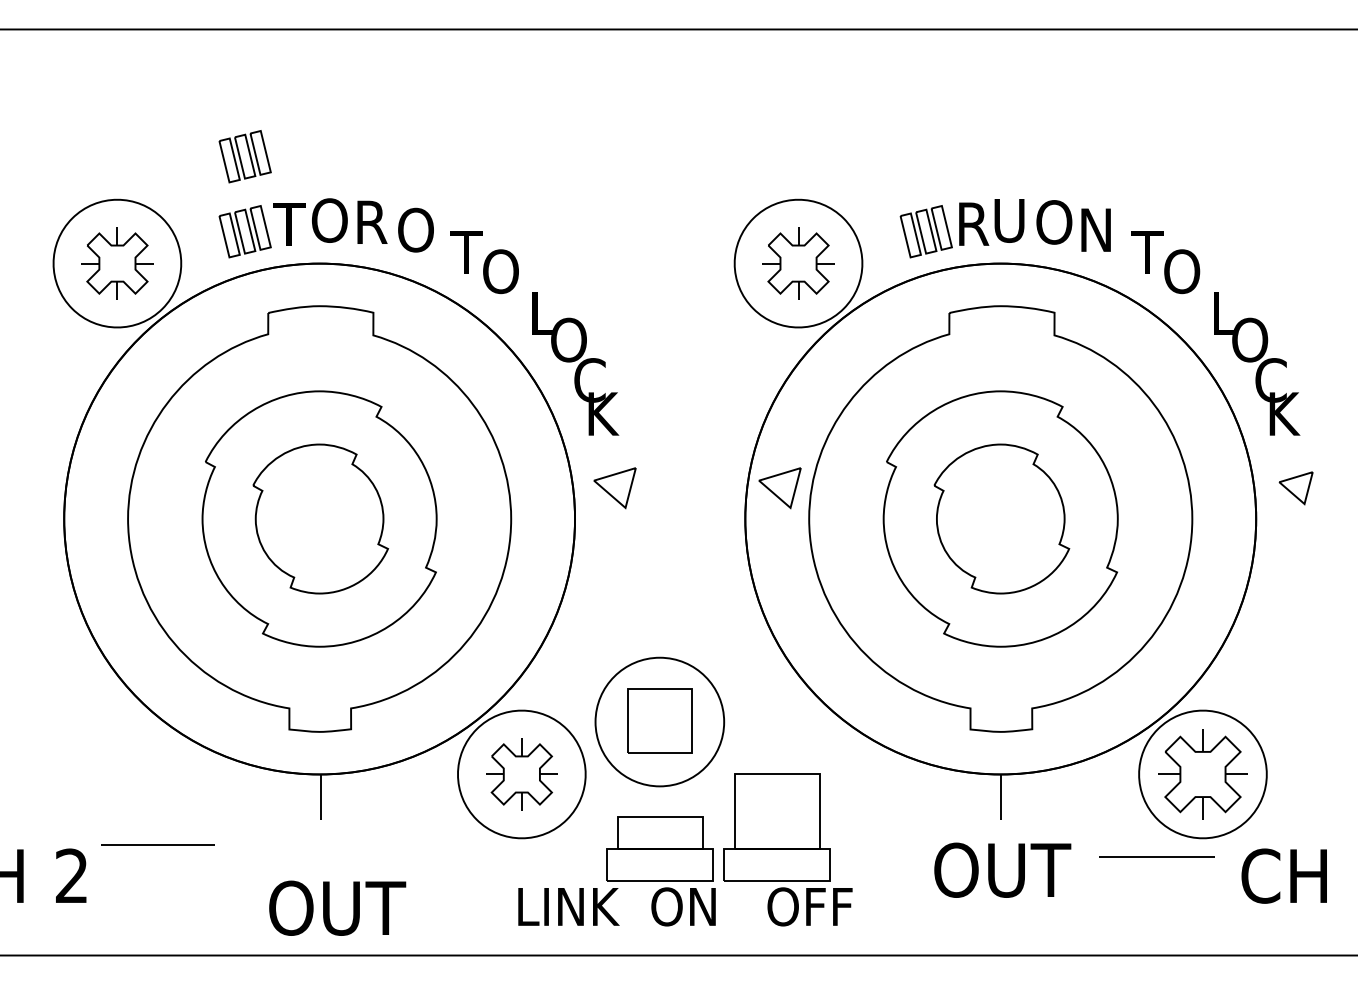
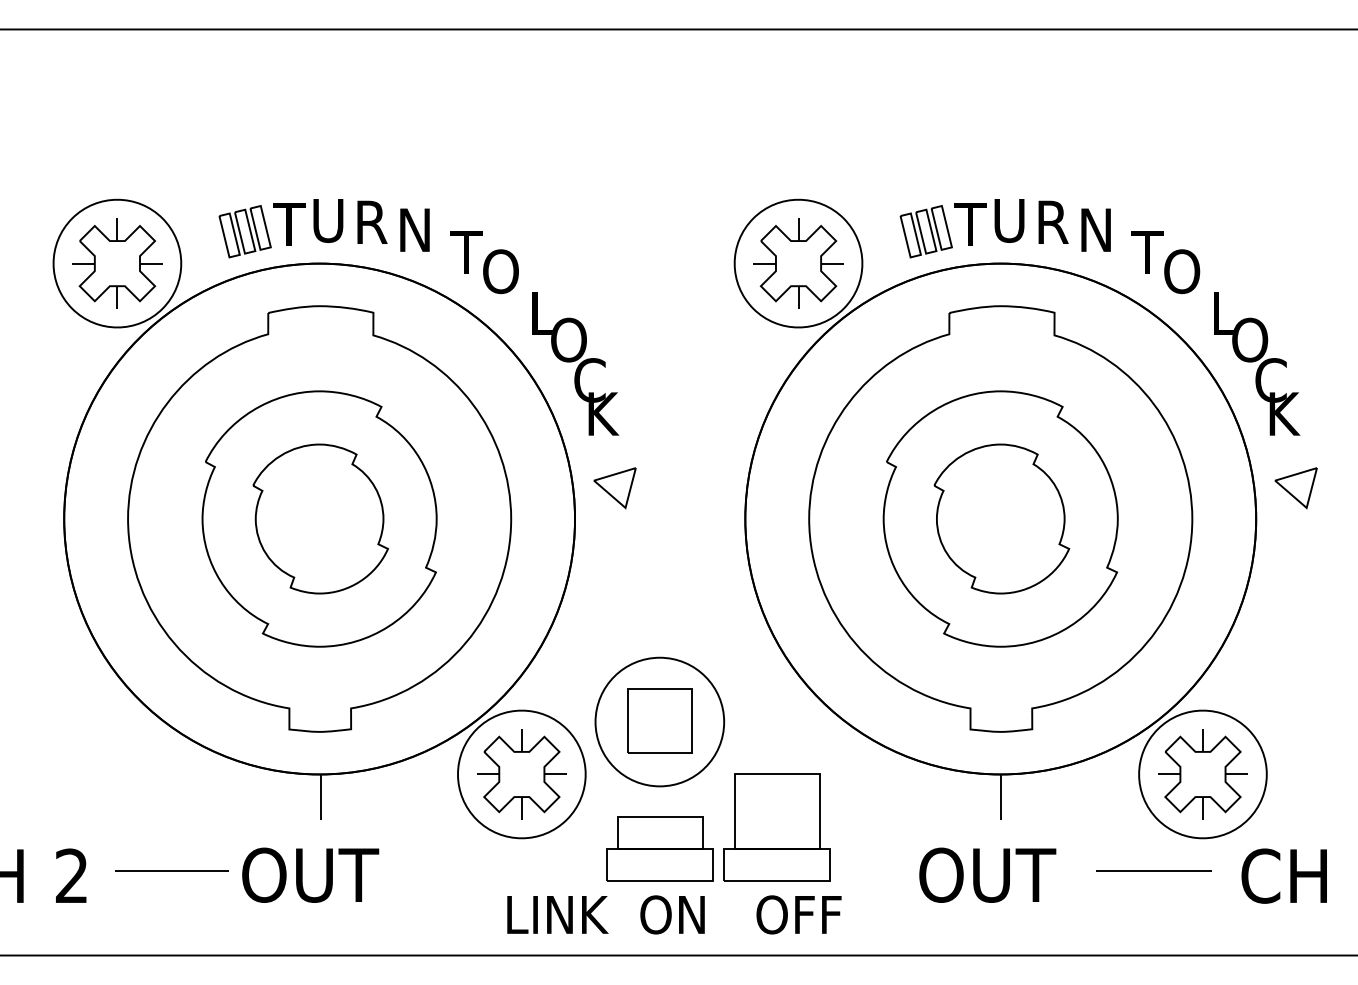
part: present -> none (244, 156)
text: O -> U (329, 220)
text: O -> R (1054, 222)
text: R -> T (971, 223)
text: O -> N (415, 229)
part size: 73x73 px -> 91x91 px (117, 263)
part size: 73x73 px -> 91x91 px (798, 263)
part: present -> none (779, 488)
part size: 36x35 px -> 44x43 px (1295, 488)
part size: 72x73 px -> 90x91 px (521, 774)
line position: (157, 844) -> (171, 870) (171, 870)
line position: (1156, 856) -> (1153, 870) (1153, 870)
text position: (1002, 869) -> (987, 874) (987, 874)
text position: (685, 906) -> (674, 914) (674, 914)
text position: (337, 907) -> (310, 874) (310, 874)
